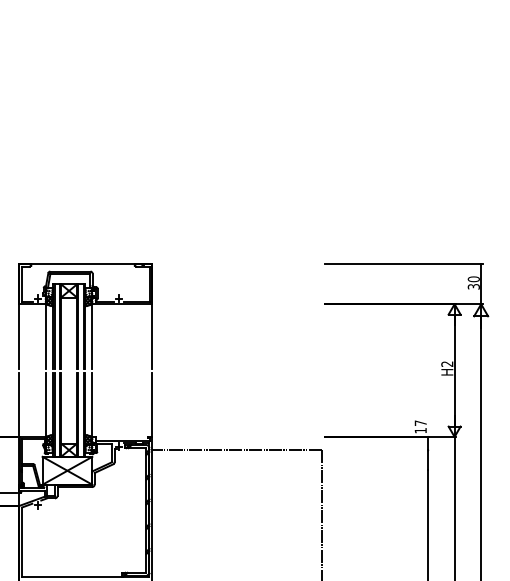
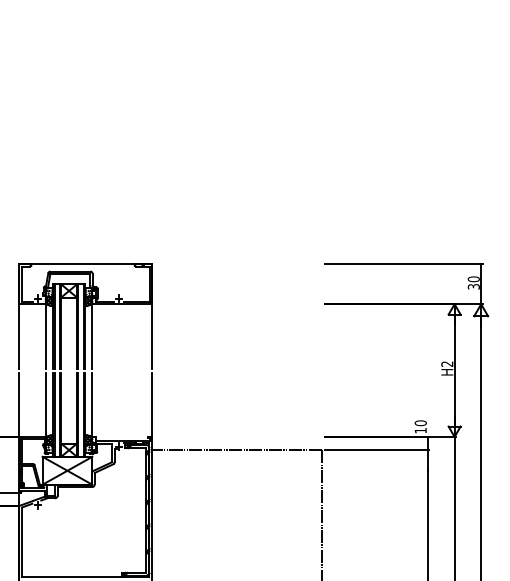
text: 17 -> 10 (420, 423)
line: none -> present (376, 450)
